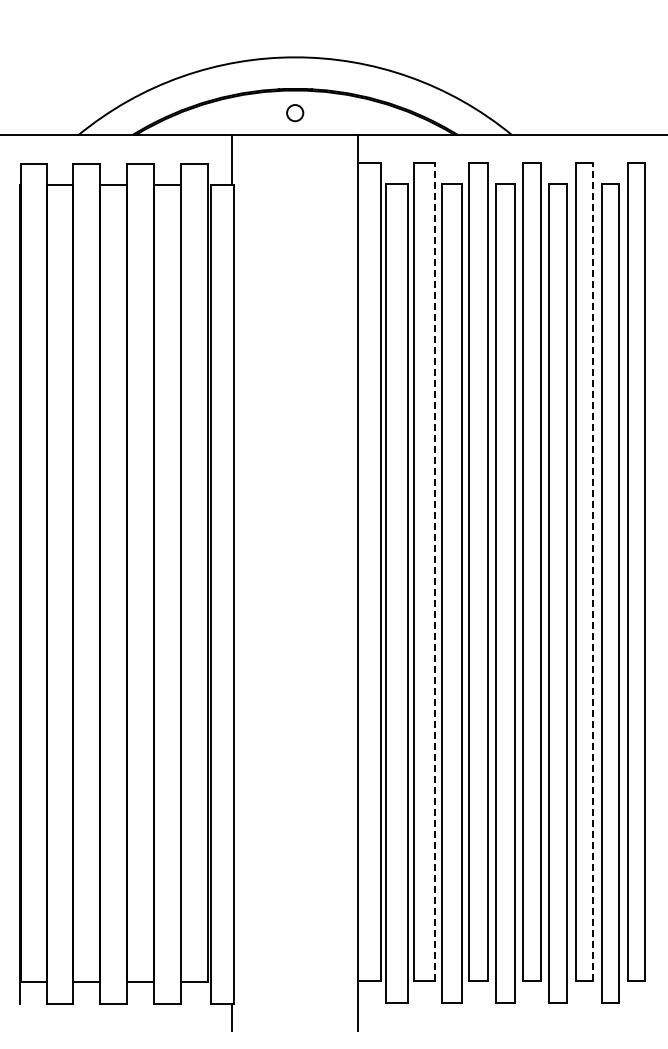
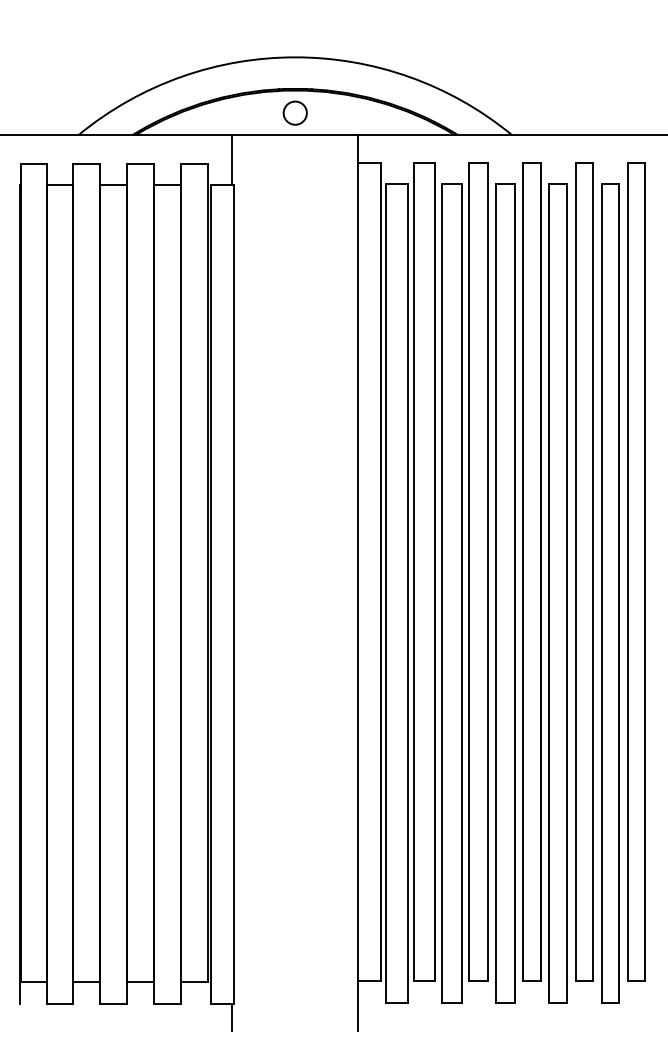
circle size: 19x19 px -> 26x26 px (294, 112)
line: dashed -> solid (435, 571)
line: dashed -> solid (593, 571)
